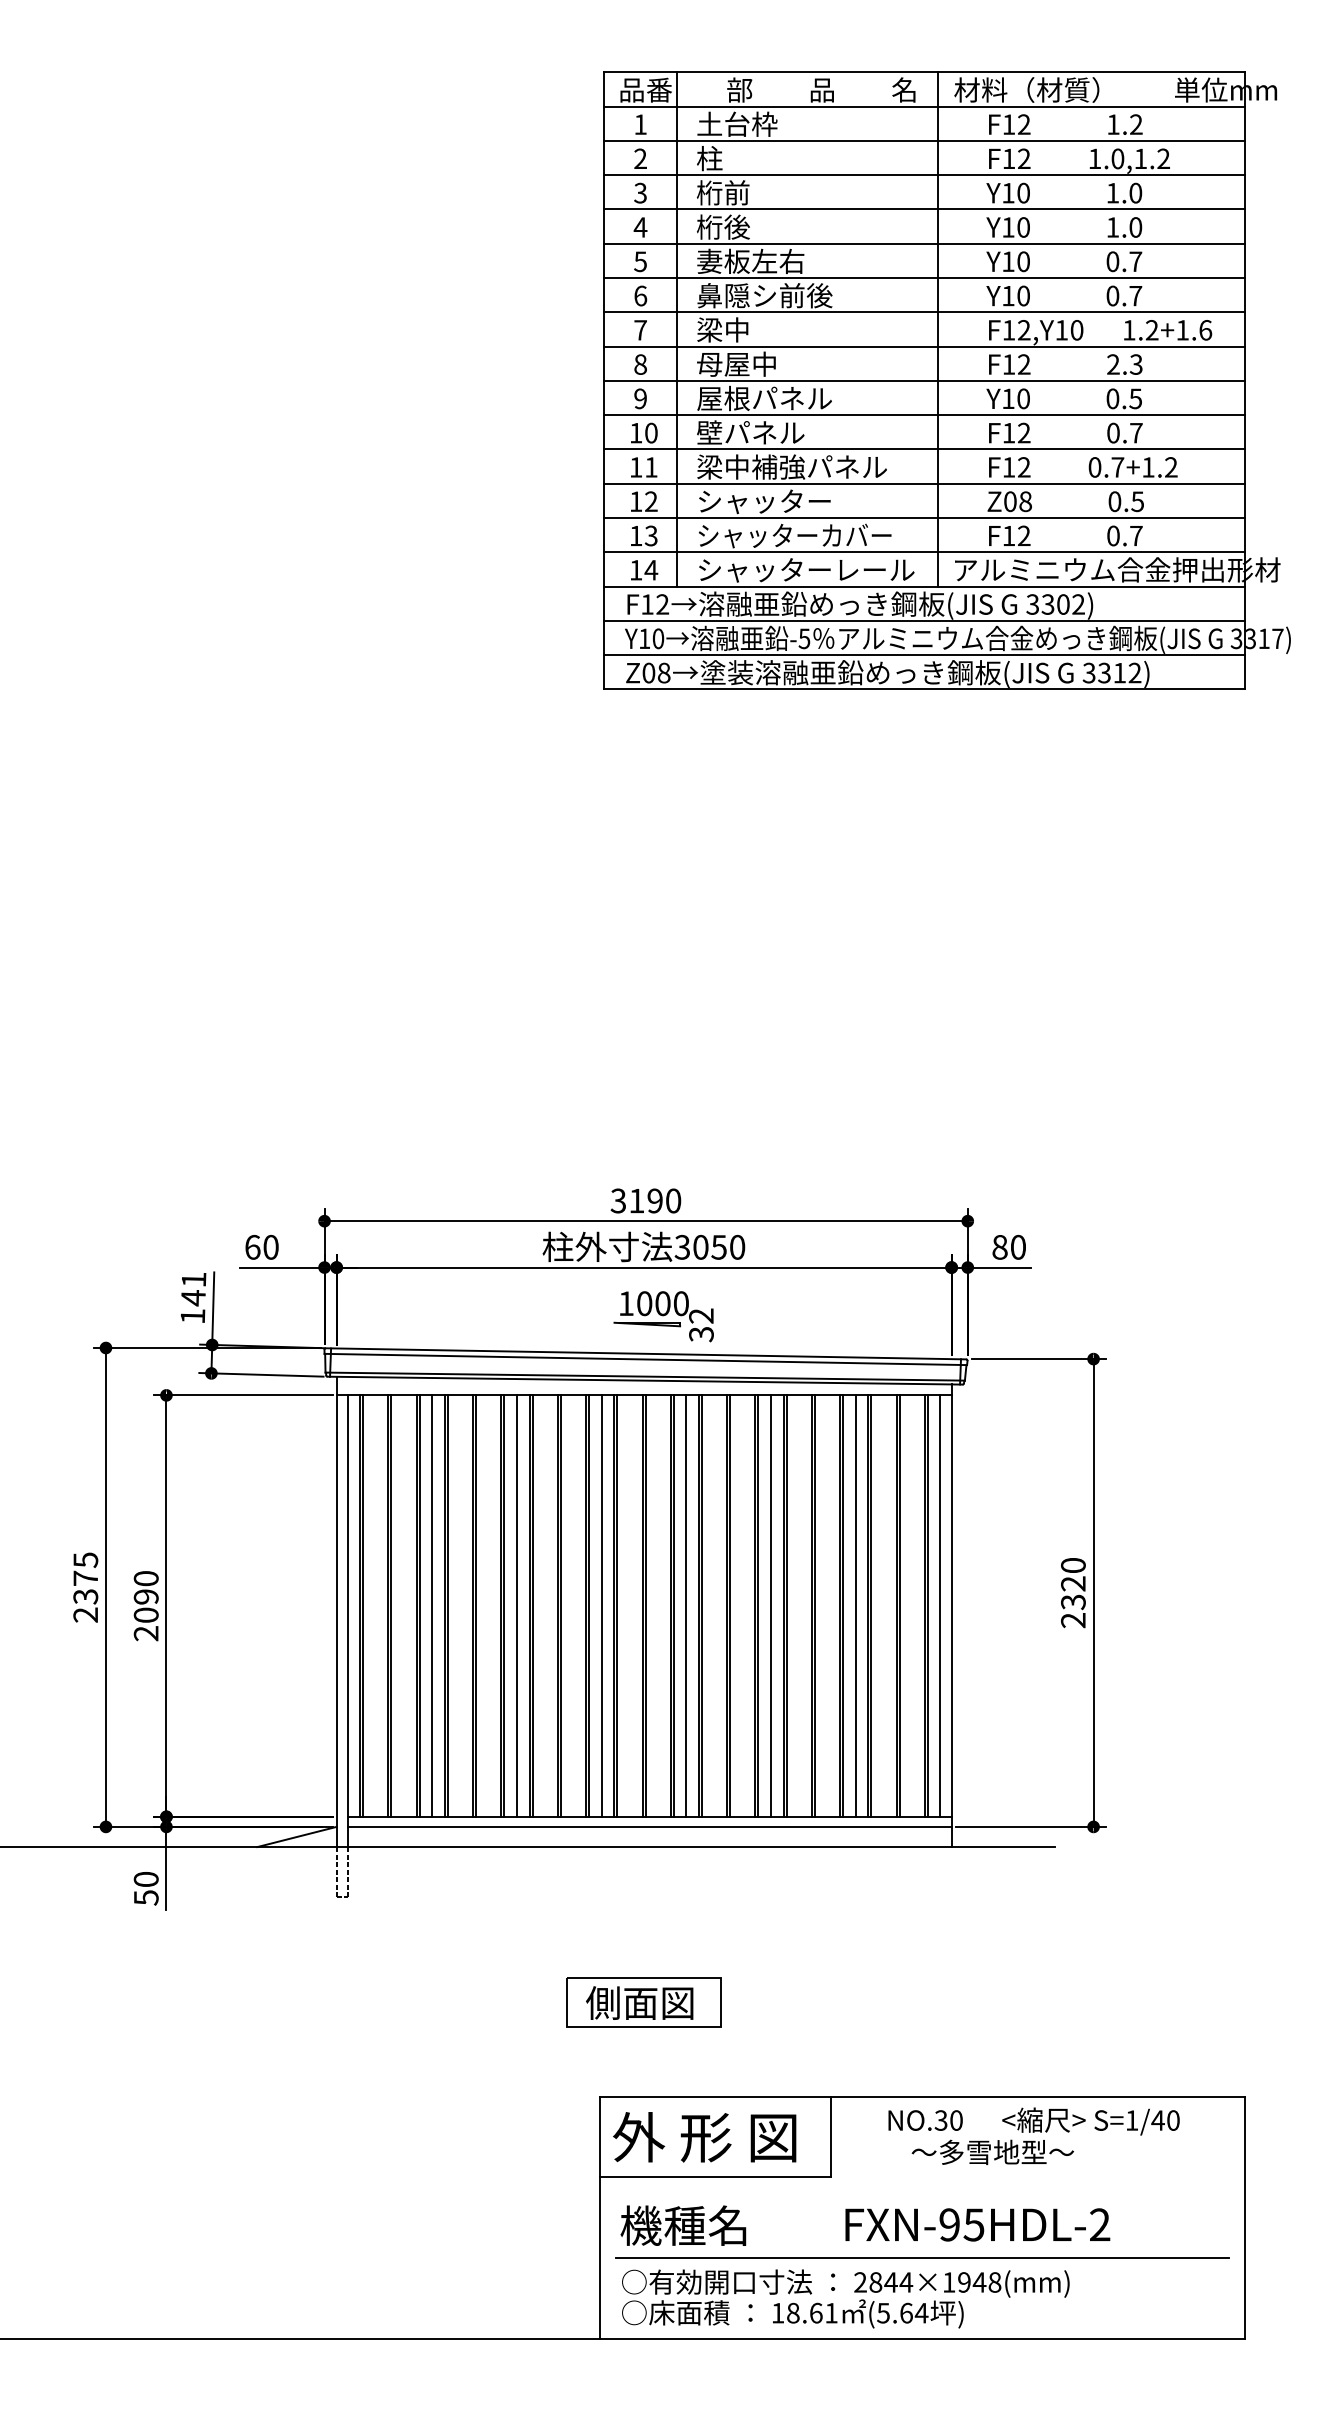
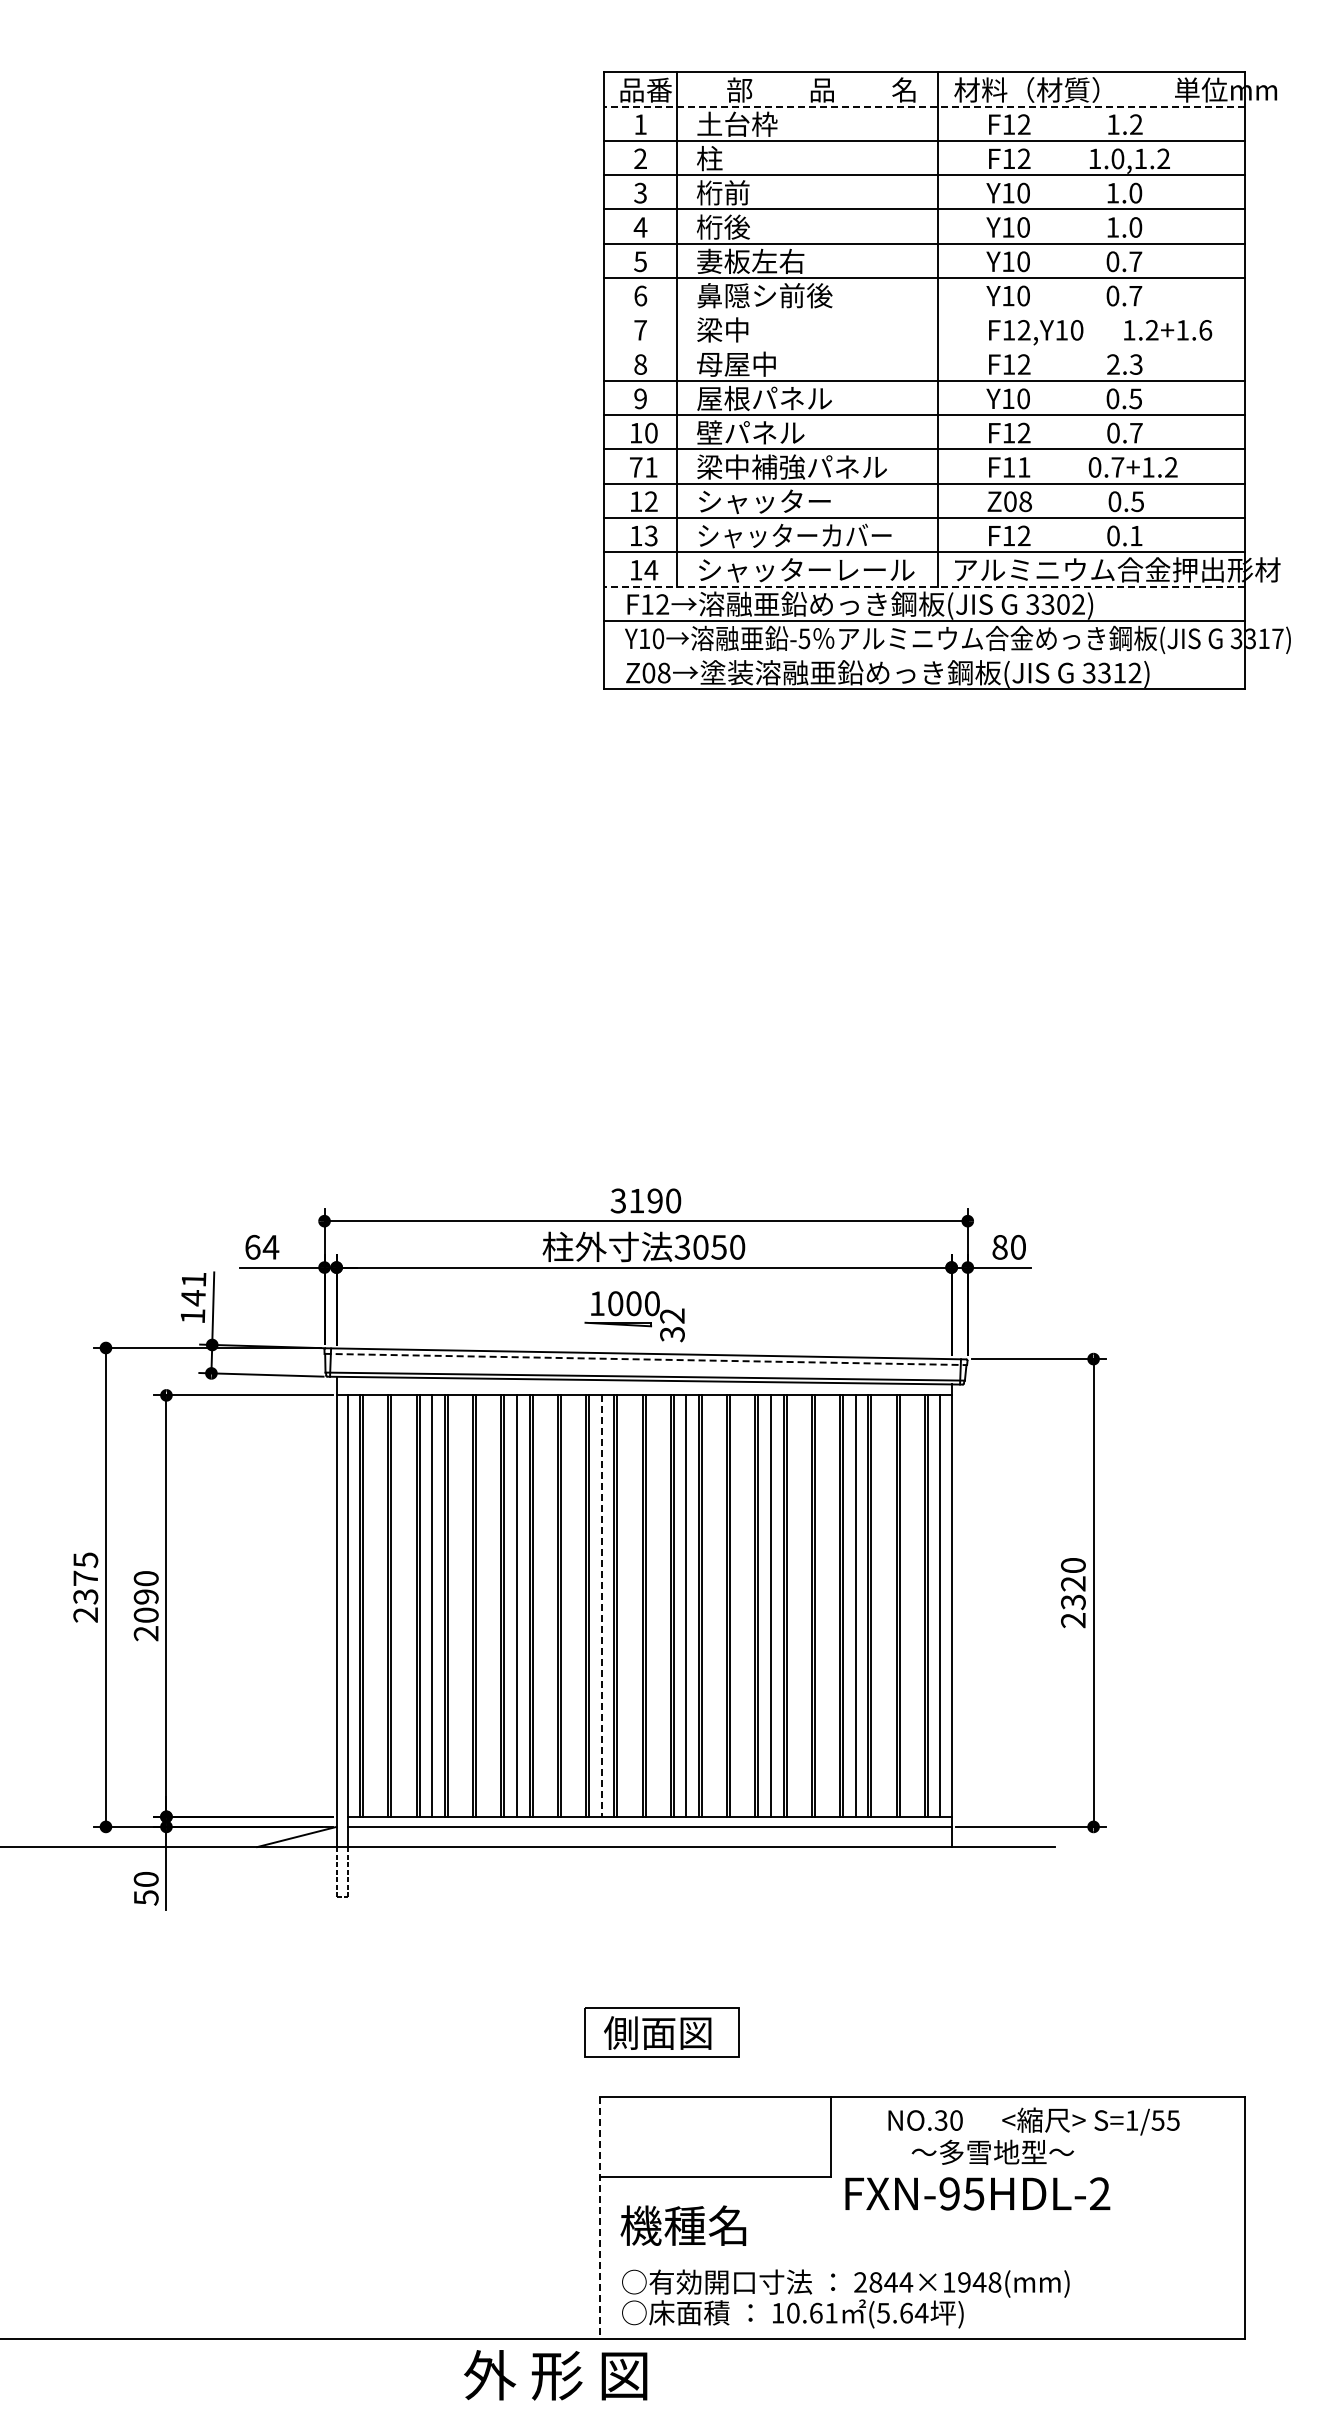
line: solid -> dashed (924, 106)
line: present -> none (924, 312)
line: present -> none (924, 346)
text: 11 -> 71 (636, 467)
text: F12 -> F11 (1024, 467)
text: 0.7 -> 0.1 (1136, 535)
line: solid -> dashed (924, 586)
line: present -> none (924, 655)
text: 60 -> 64 (270, 1246)
part position: (663, 1316) -> (634, 1316) (634, 1316)
line: solid -> dashed (646, 1359)
line: solid -> dashed (601, 1606)
part position: (643, 2002) -> (661, 2032) (661, 2032)
text: S=1/40 -> S=1/55 (1165, 2120)
text position: (704, 2137) -> (555, 2375) (555, 2375)
line: solid -> dashed (600, 2217)
text position: (977, 2224) -> (977, 2193) (977, 2193)
line: present -> none (922, 2257)
text: 18.61 -> 10.61 (793, 2313)
